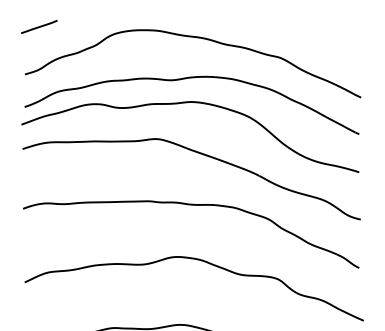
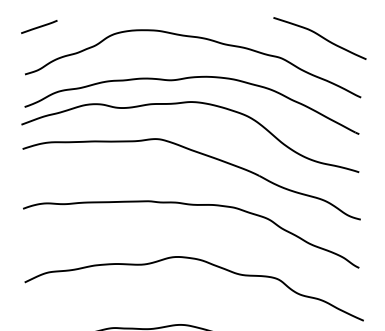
curve: none -> present (320, 37)
